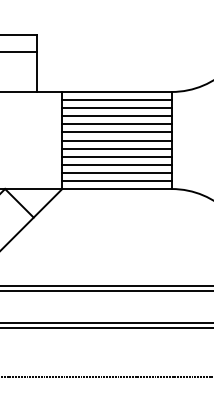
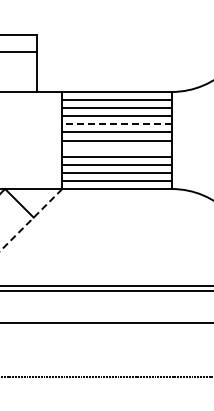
line: solid -> dashed (117, 124)
line: present -> none (116, 148)
line: solid -> dashed (31, 219)
line: present -> none (106, 328)
